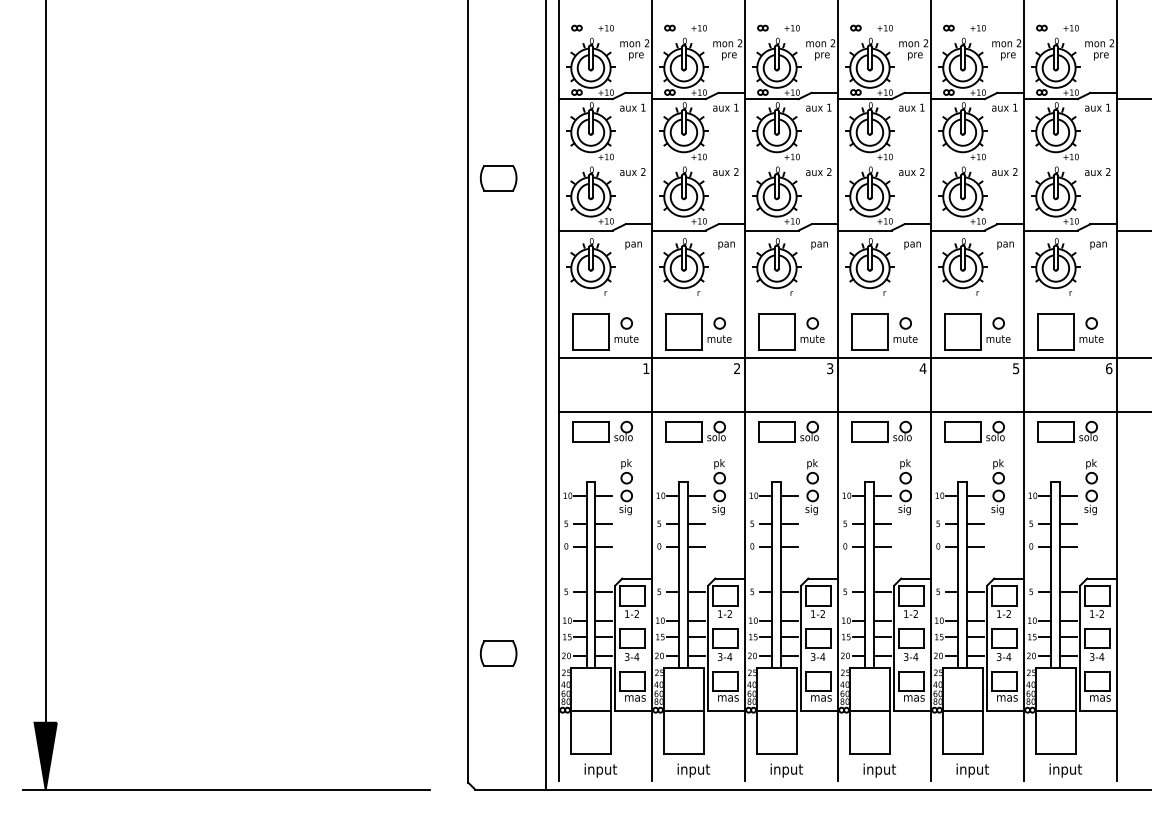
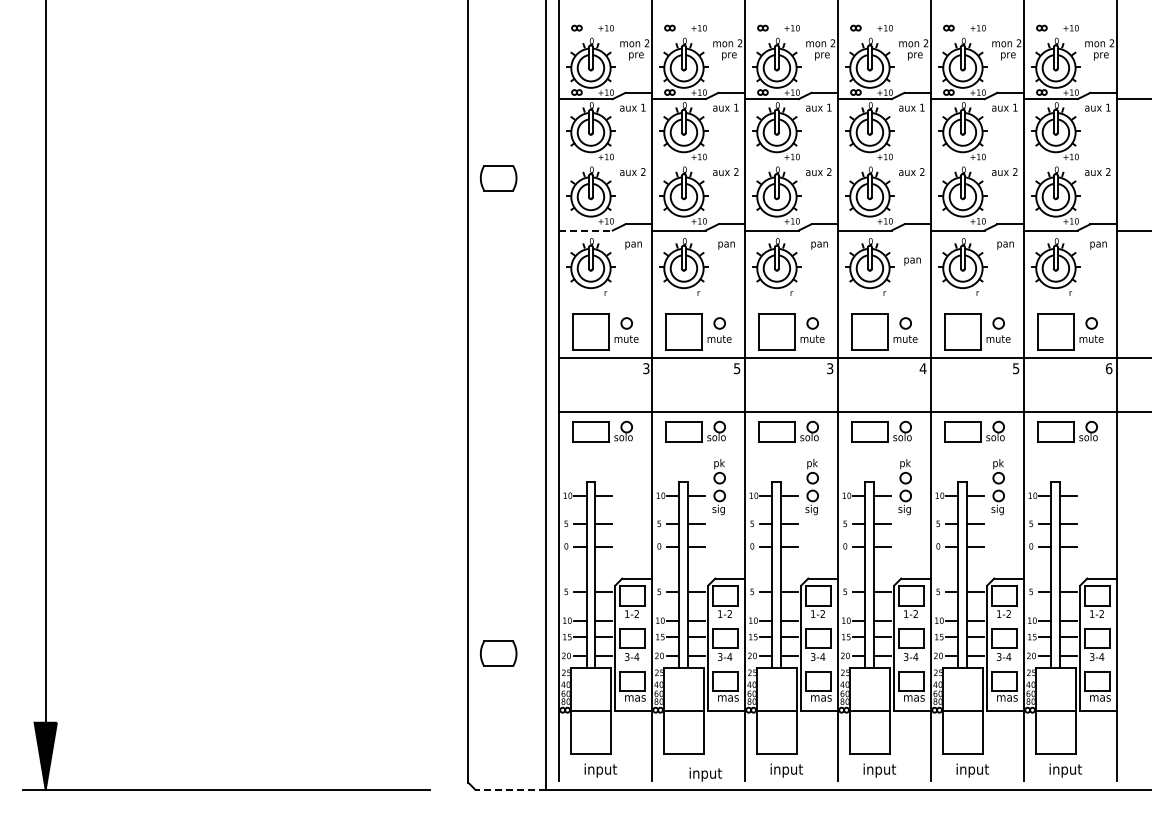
line: solid -> dashed (586, 230)
text position: (912, 245) -> (912, 261) (912, 261)
text: 1 -> 3 (646, 368)
text: 2 -> 5 (737, 368)
part: present -> none (625, 487)
part: present -> none (1090, 487)
text position: (693, 770) -> (705, 774) (705, 774)
line: solid -> dashed (510, 789)
